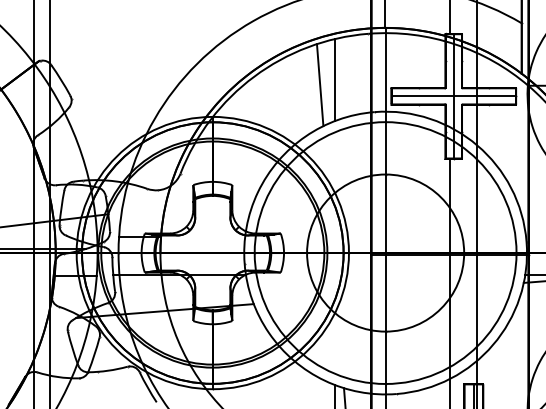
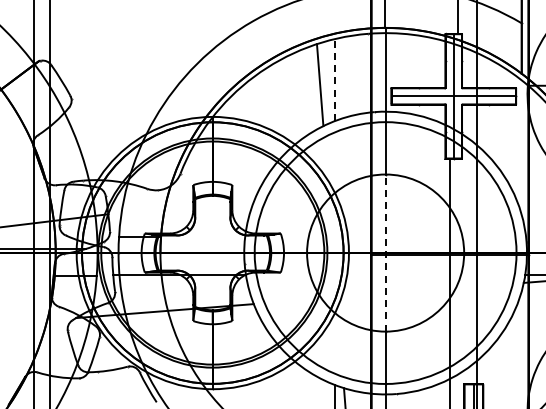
line position: (450, 18) -> (458, 18) (458, 18)
line: solid -> dashed (335, 79)
line: solid -> dashed (385, 253)
